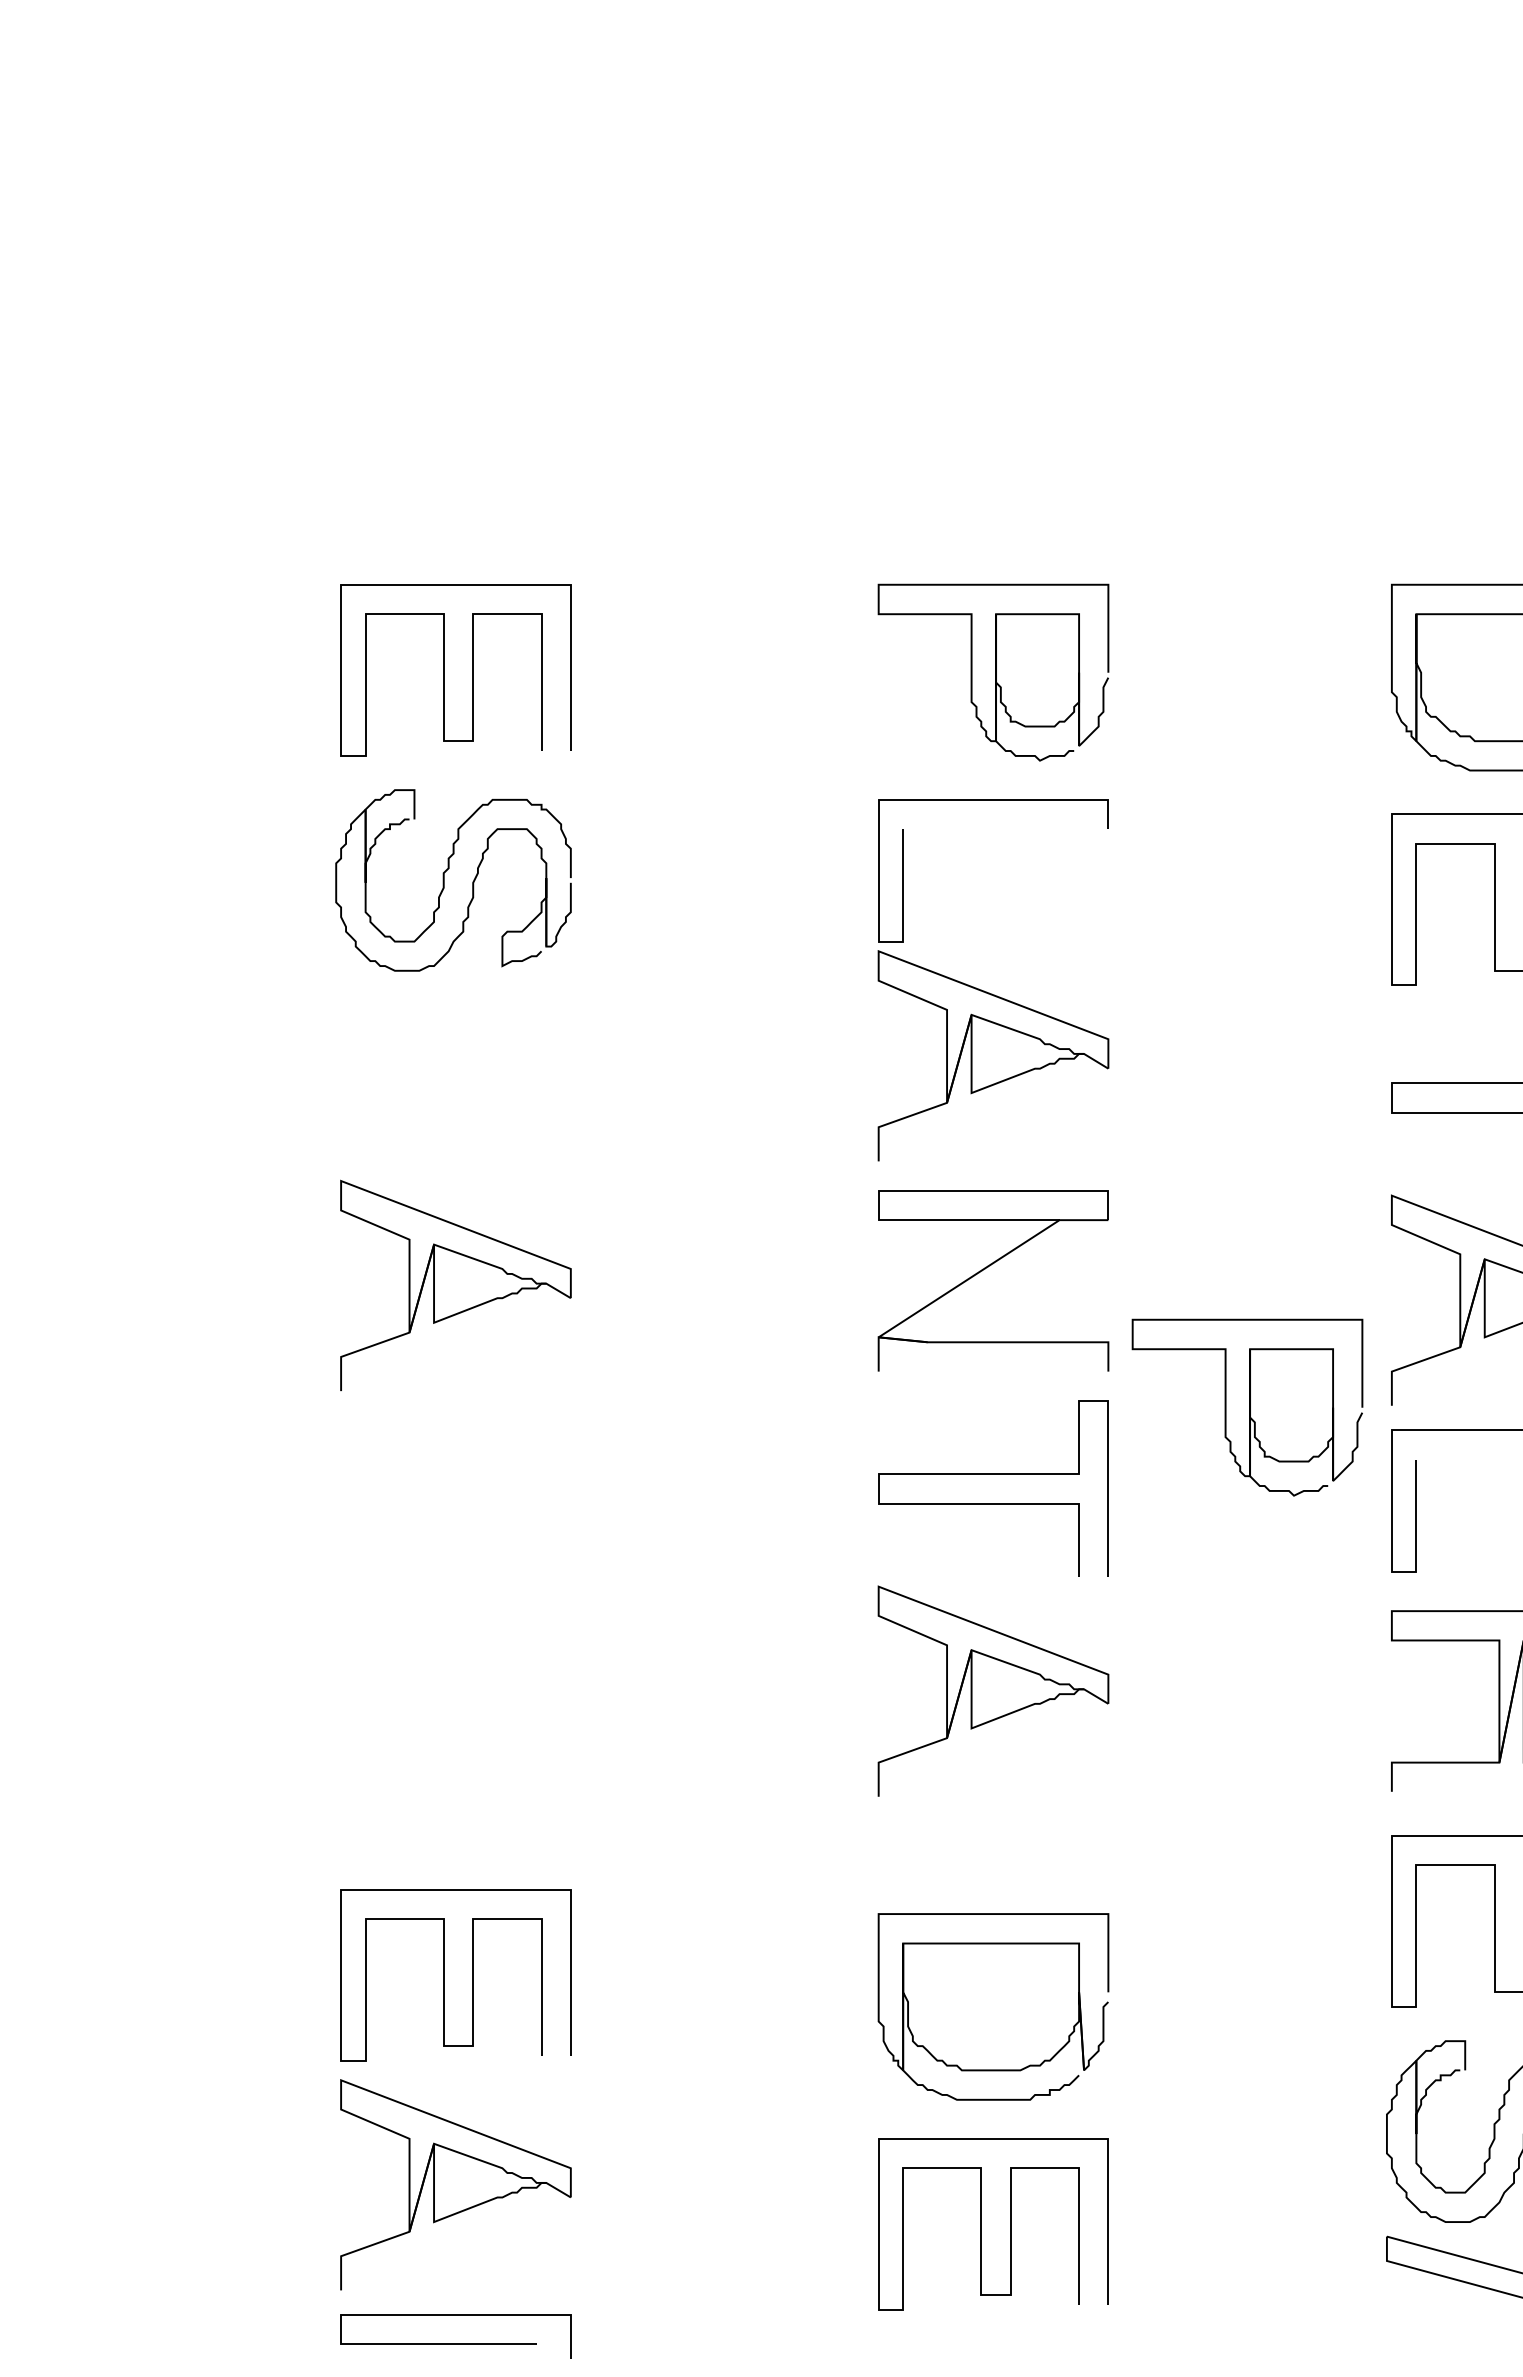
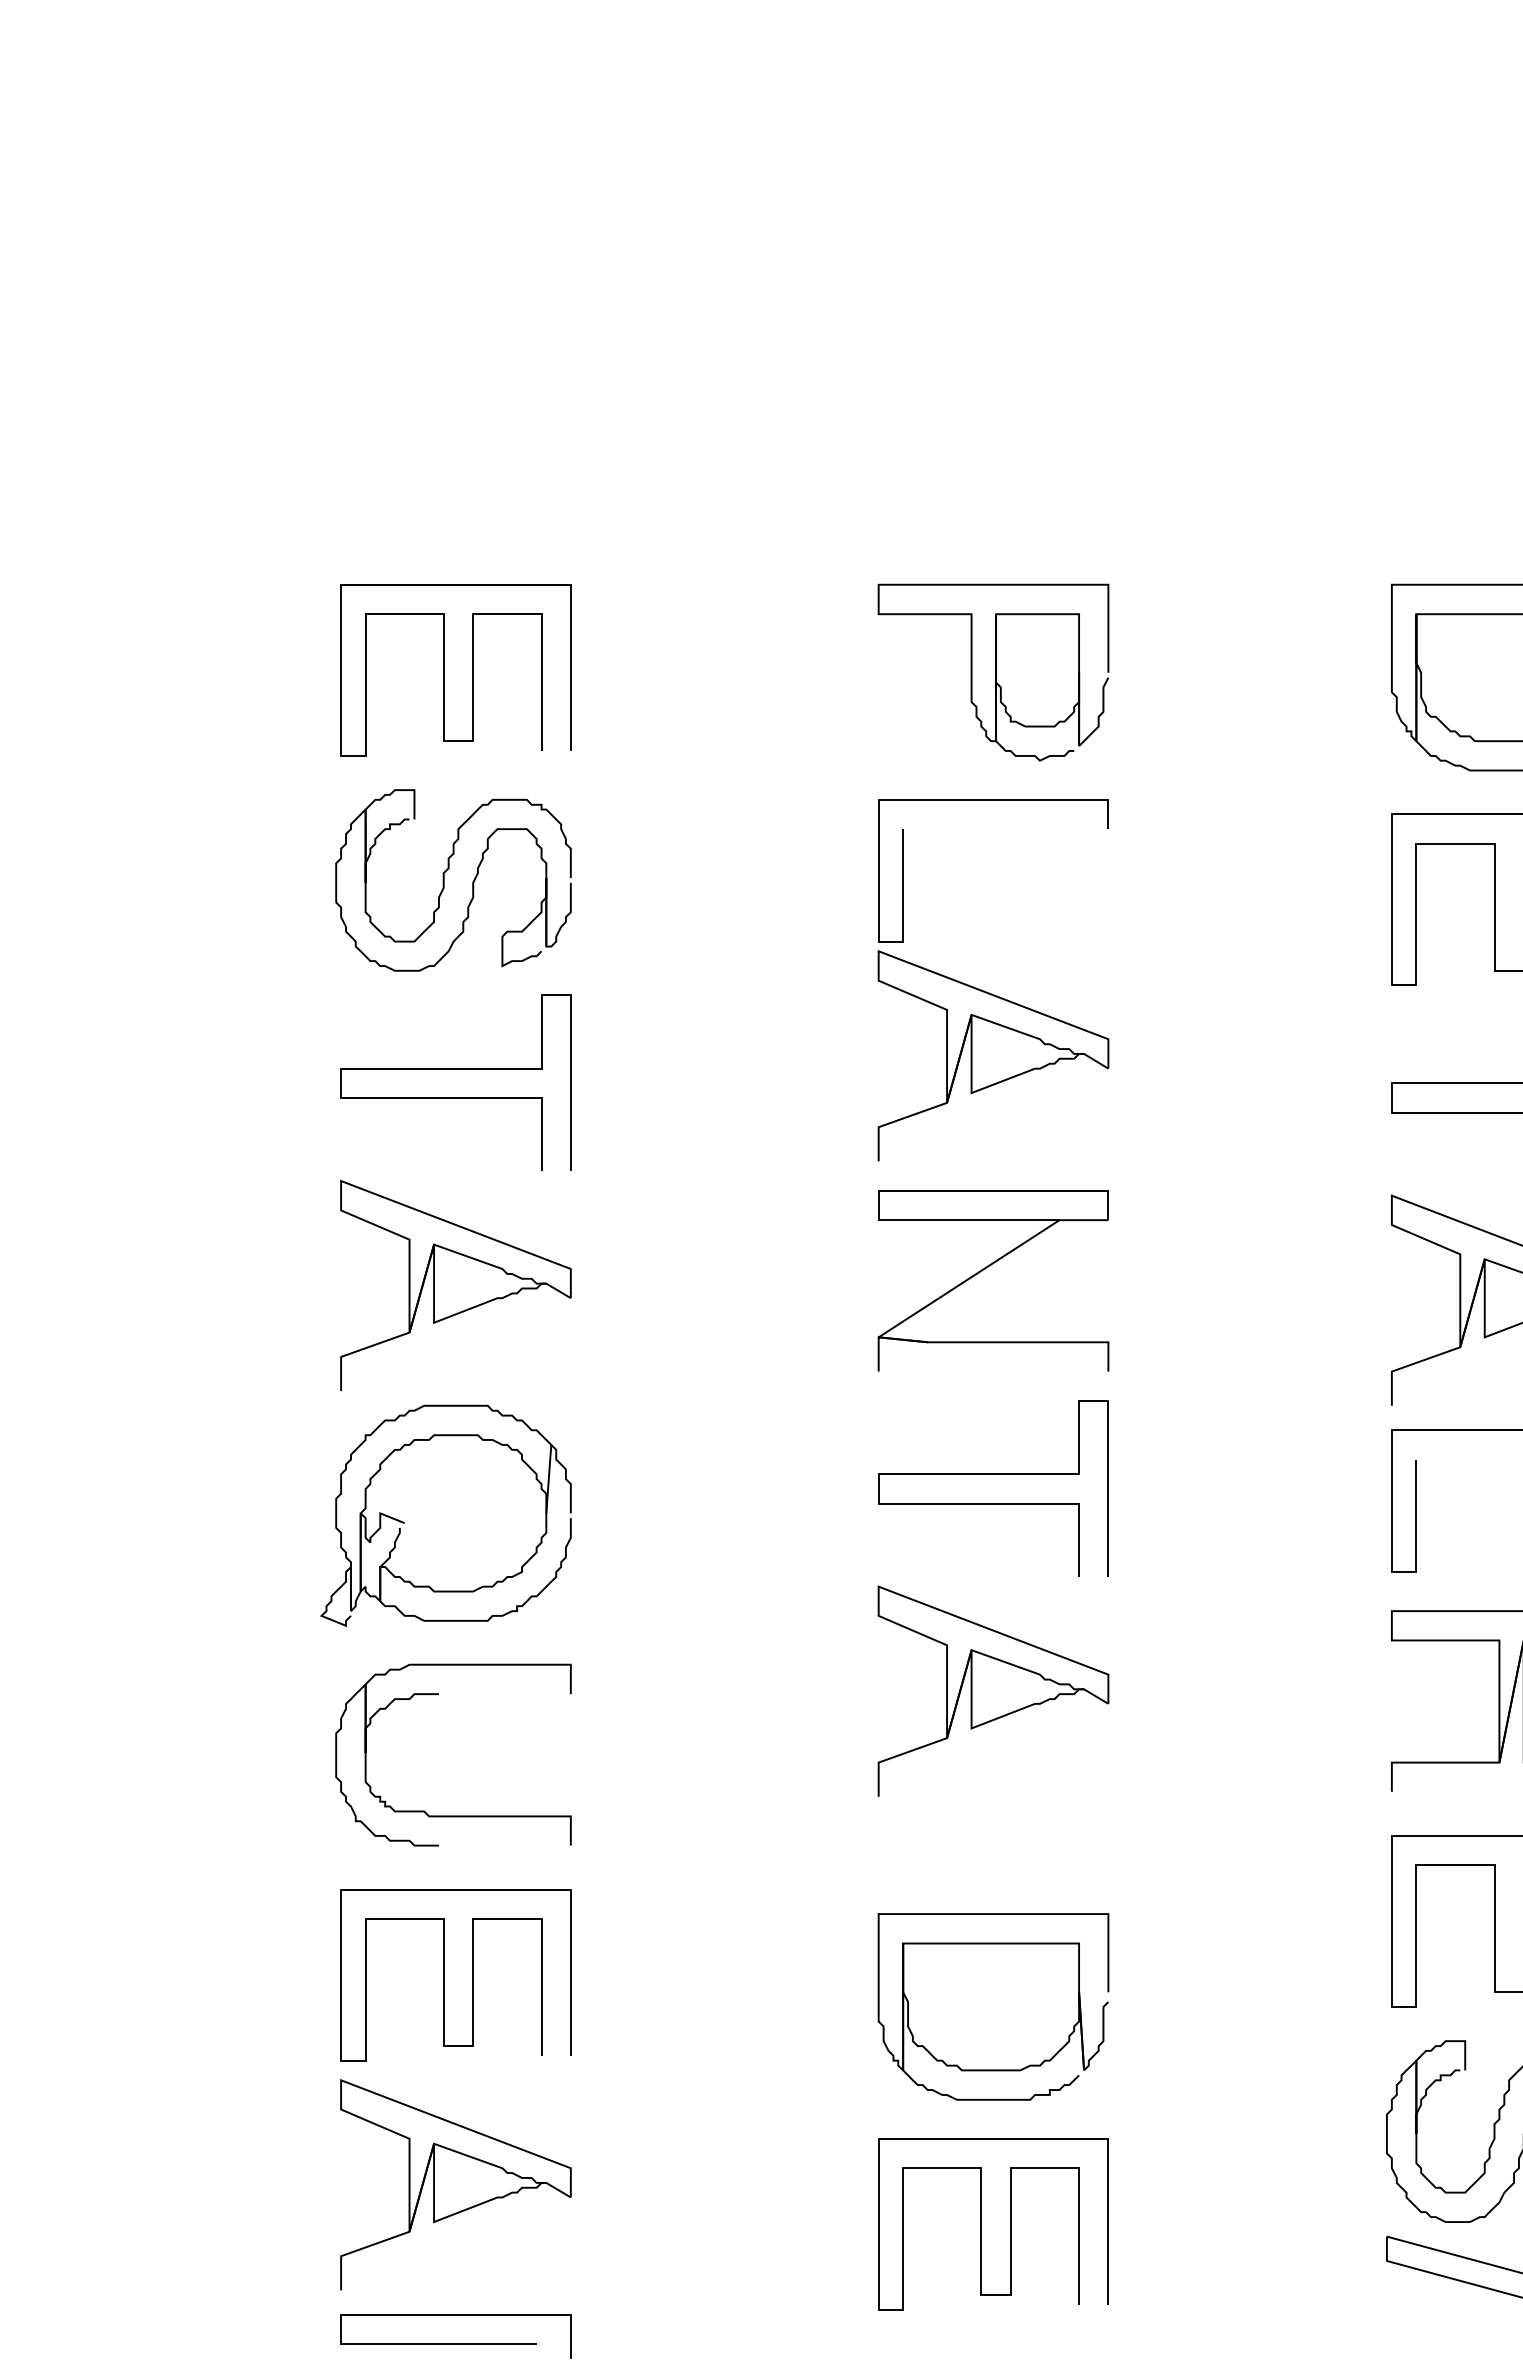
curve: none -> present (455, 1069)
part: present -> none (1247, 1407)
part: none -> present (445, 1515)
part: none -> present (453, 1815)
